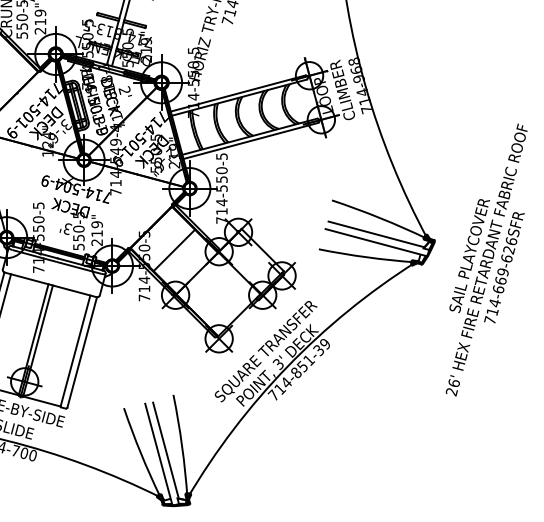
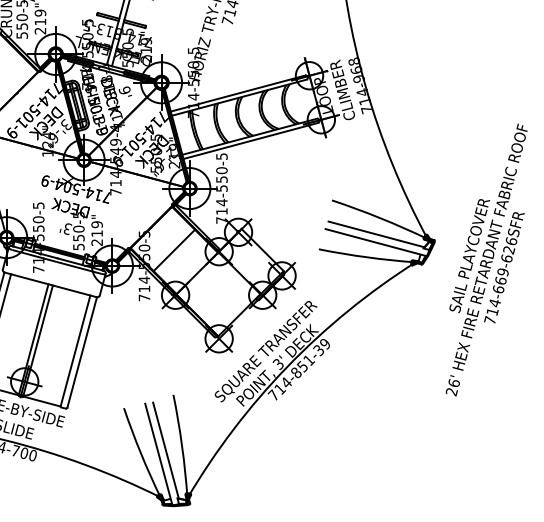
text: 2' -> 9' (123, 90)
